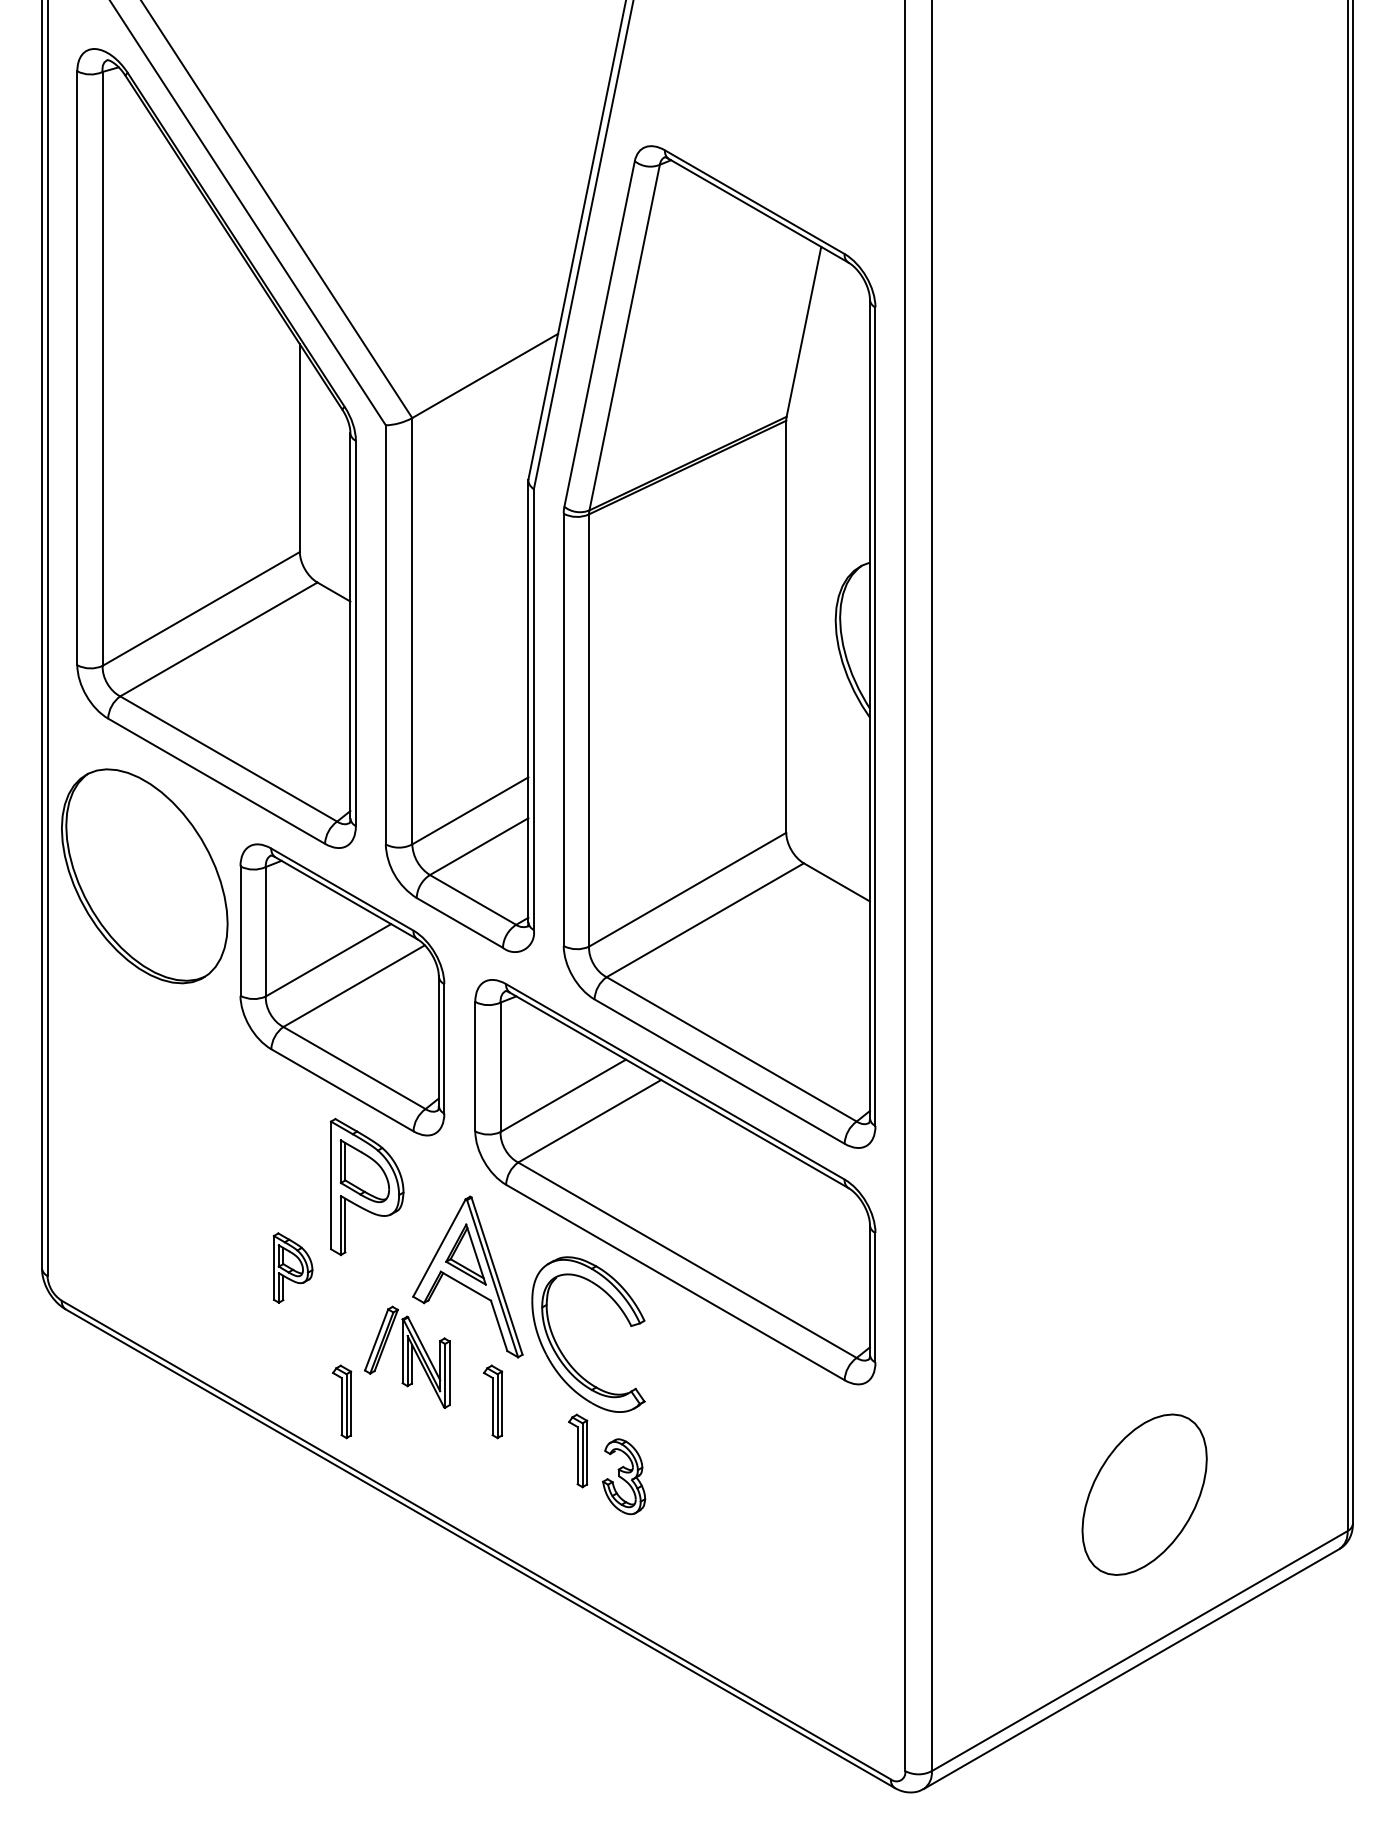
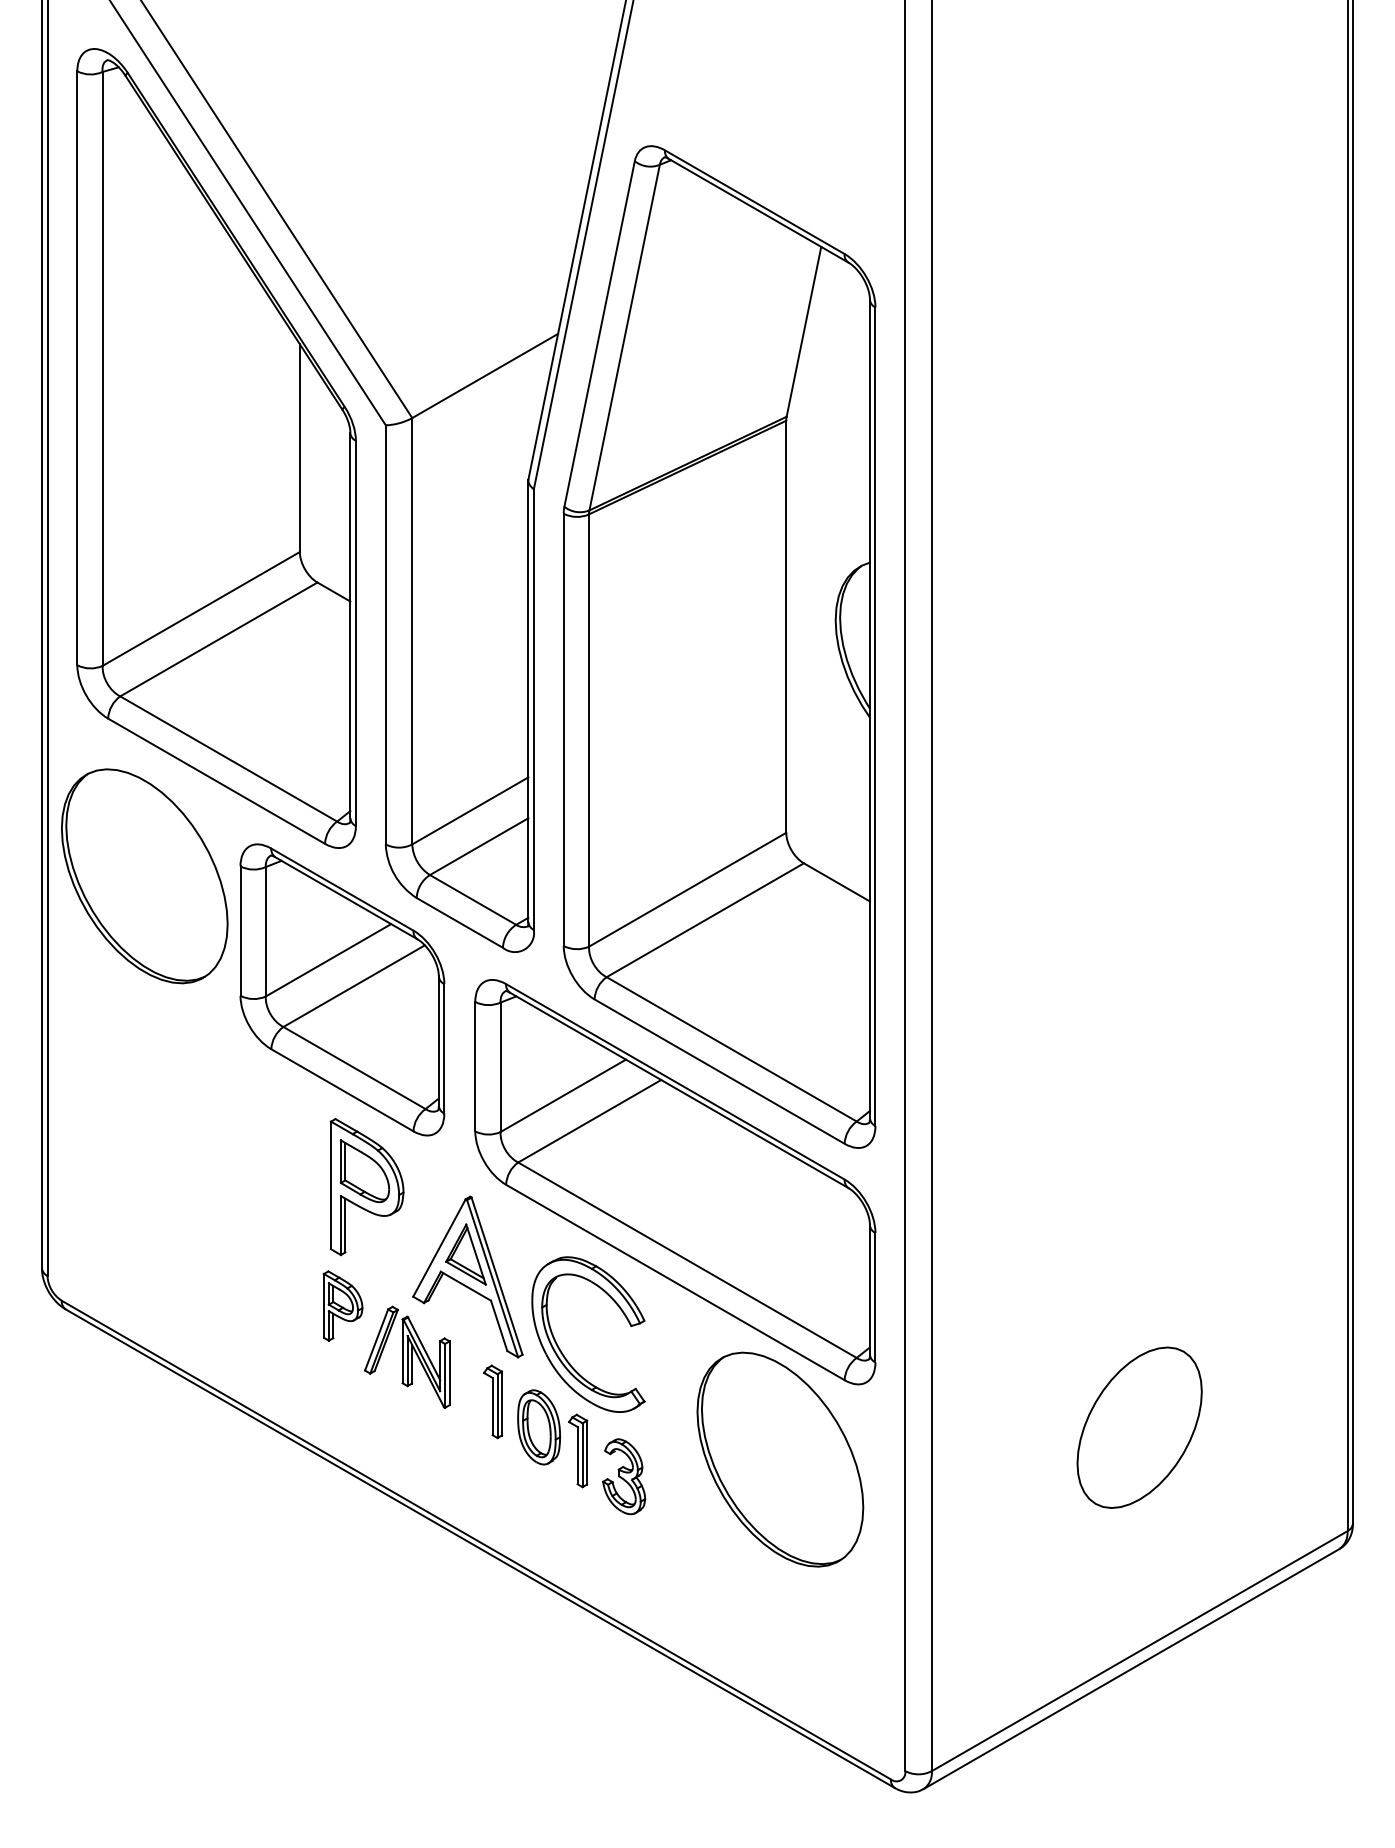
part position: (292, 1267) -> (342, 1305) (342, 1305)
part: present -> none (342, 1401)
part: none -> present (539, 1427)
part: none -> present (780, 1459)
part position: (1144, 1494) -> (1139, 1427) (1139, 1427)
